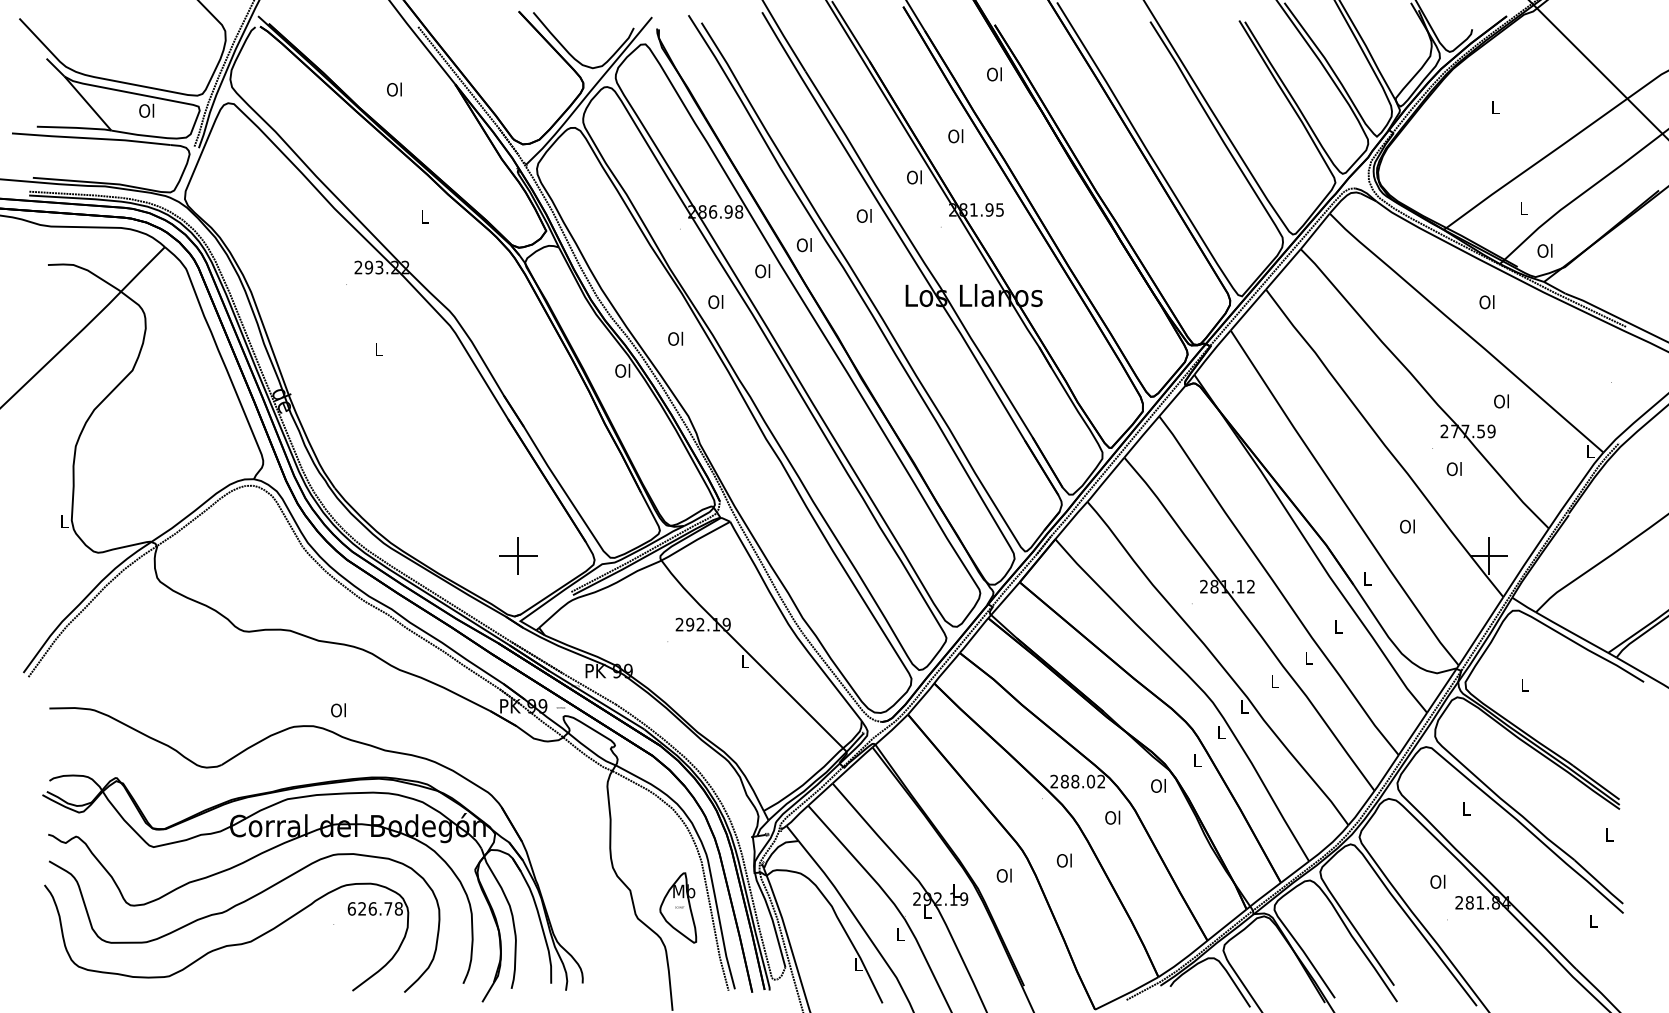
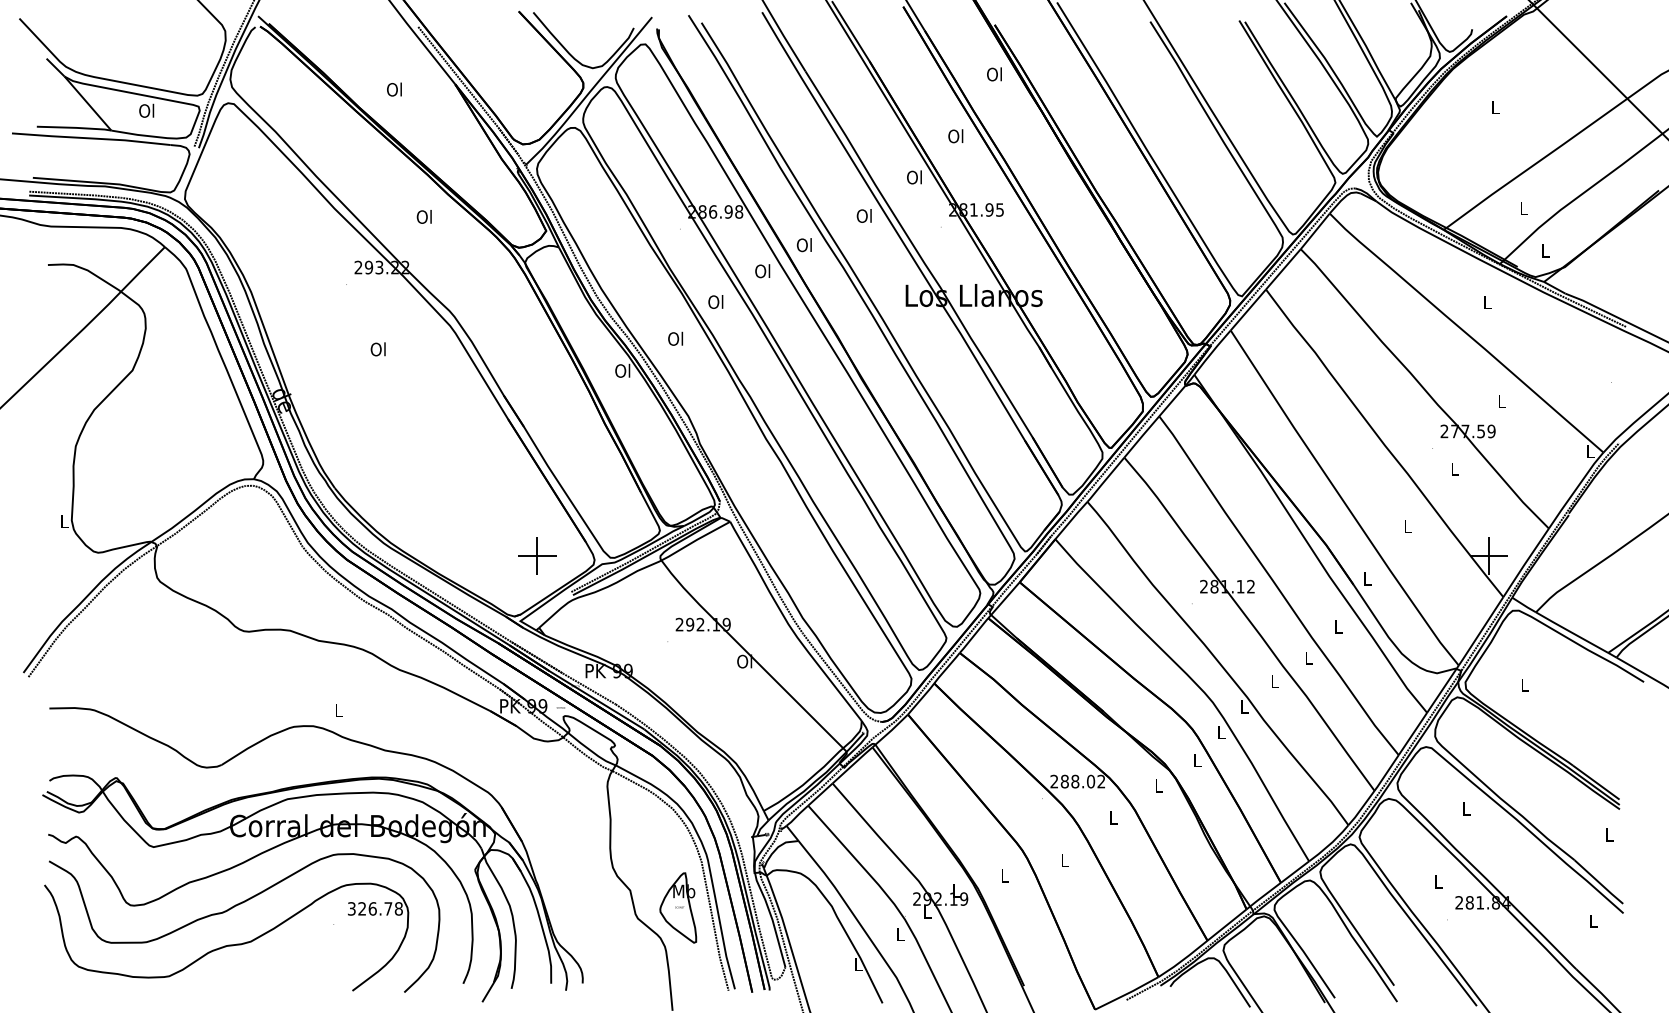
text: L -> Ol (423, 216)
text: Ol -> L (1544, 250)
text: Ol -> L (1486, 302)
text: L -> Ol (377, 349)
text: Ol -> L (1501, 401)
text: Ol -> L (1453, 469)
text: Ol -> L (1407, 526)
part position: (518, 555) -> (537, 555) (537, 555)
text: L -> Ol (744, 661)
text: Ol -> L (338, 710)
text: Ol -> L (1158, 785)
text: Ol -> L (1112, 817)
text: Ol -> L (1063, 860)
text: Ol -> L (1003, 875)
text: Ol -> L (1437, 881)
text: 626.78 -> 326.78 (351, 908)
